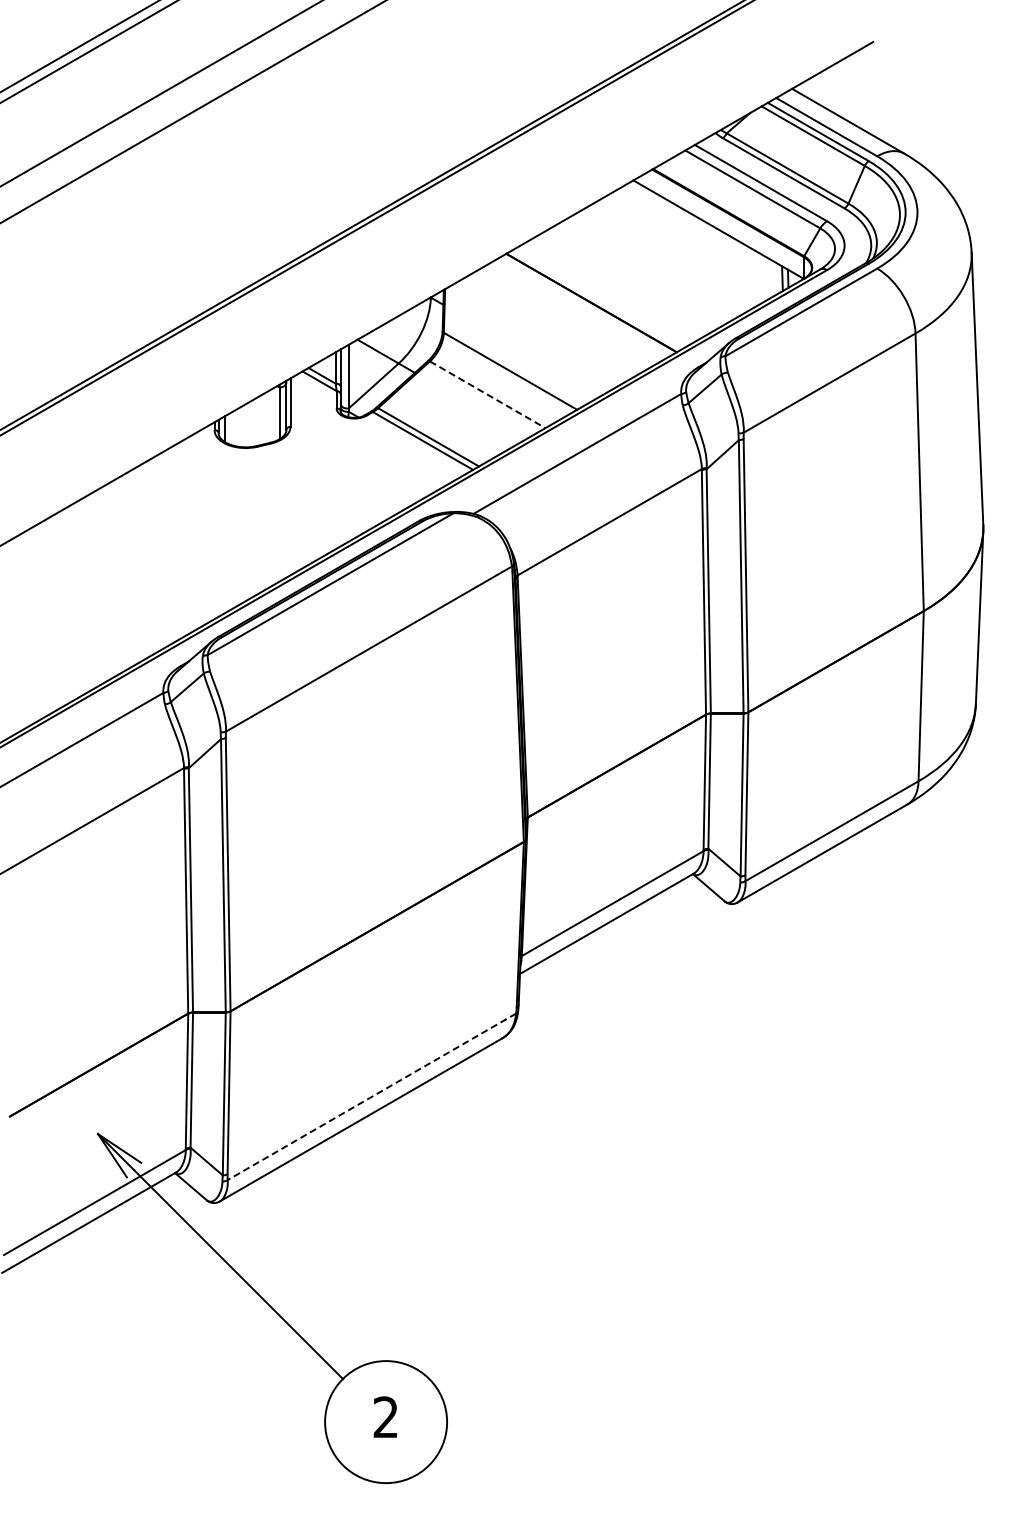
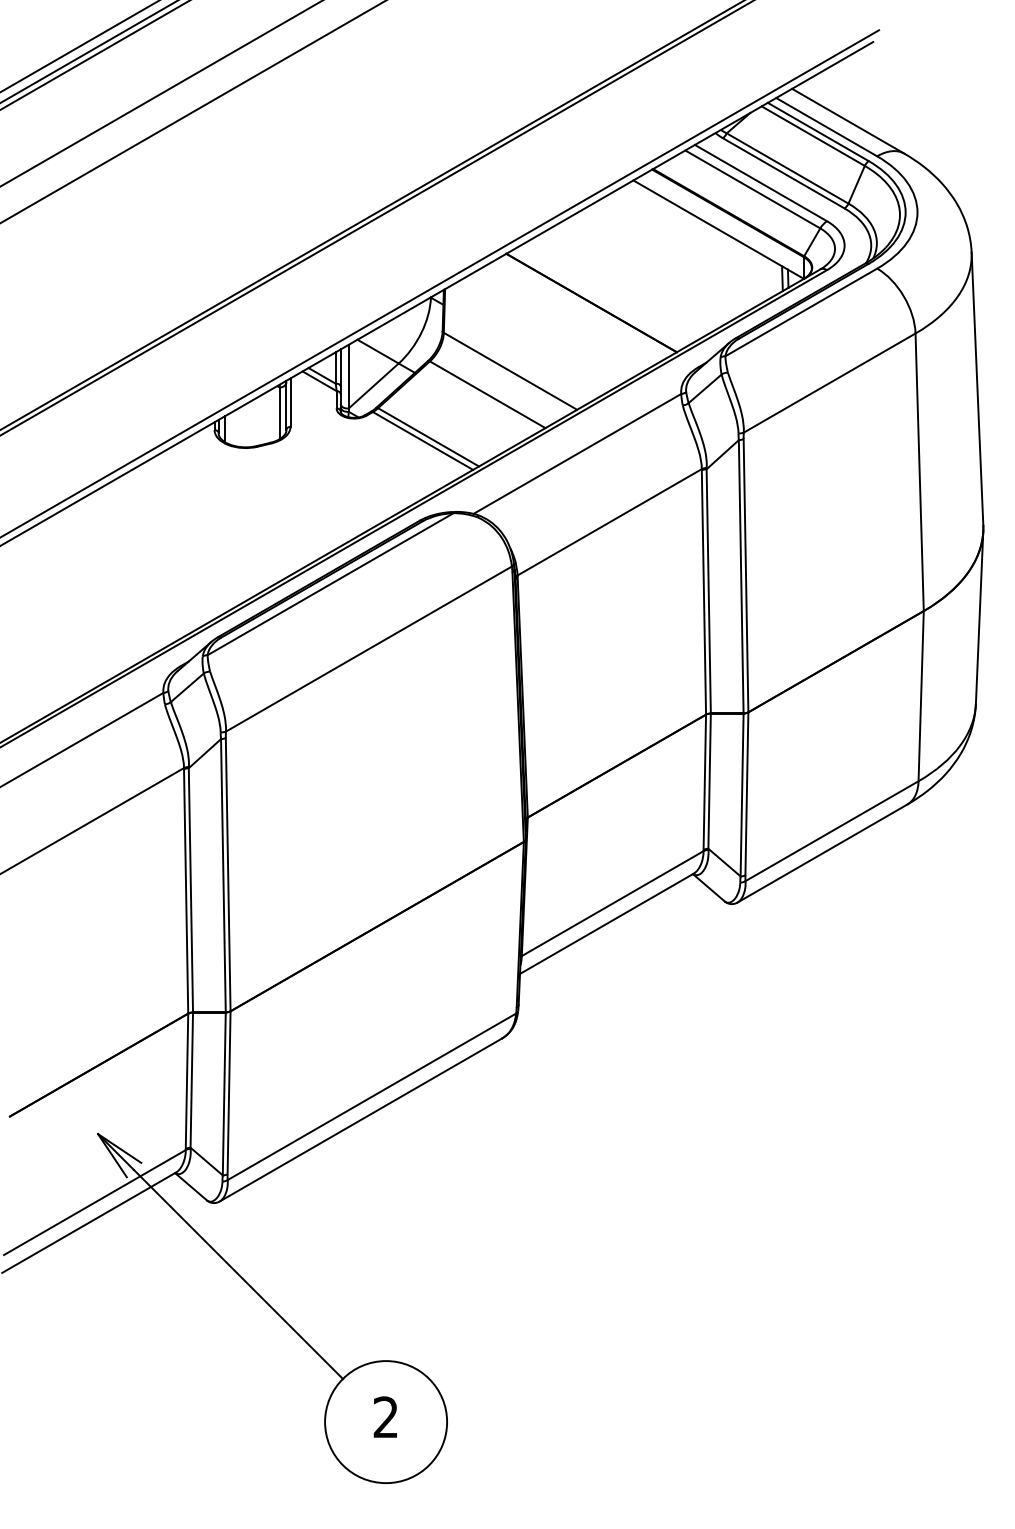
line: none -> present (94, 55)
line: none -> present (440, 283)
line: dashed -> solid (487, 394)
line: dashed -> solid (371, 1096)
